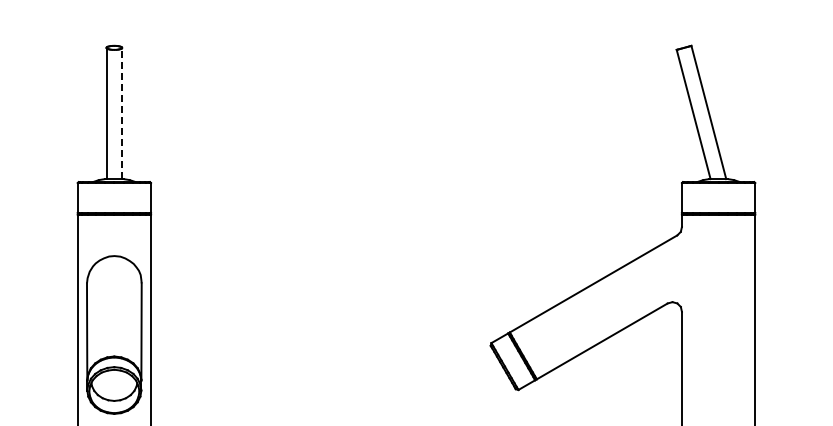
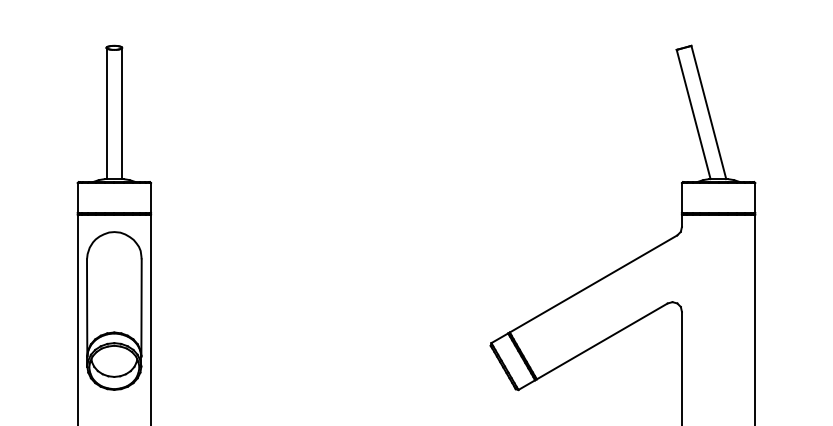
line: dashed -> solid (122, 113)
part position: (114, 334) -> (114, 310) (114, 310)
